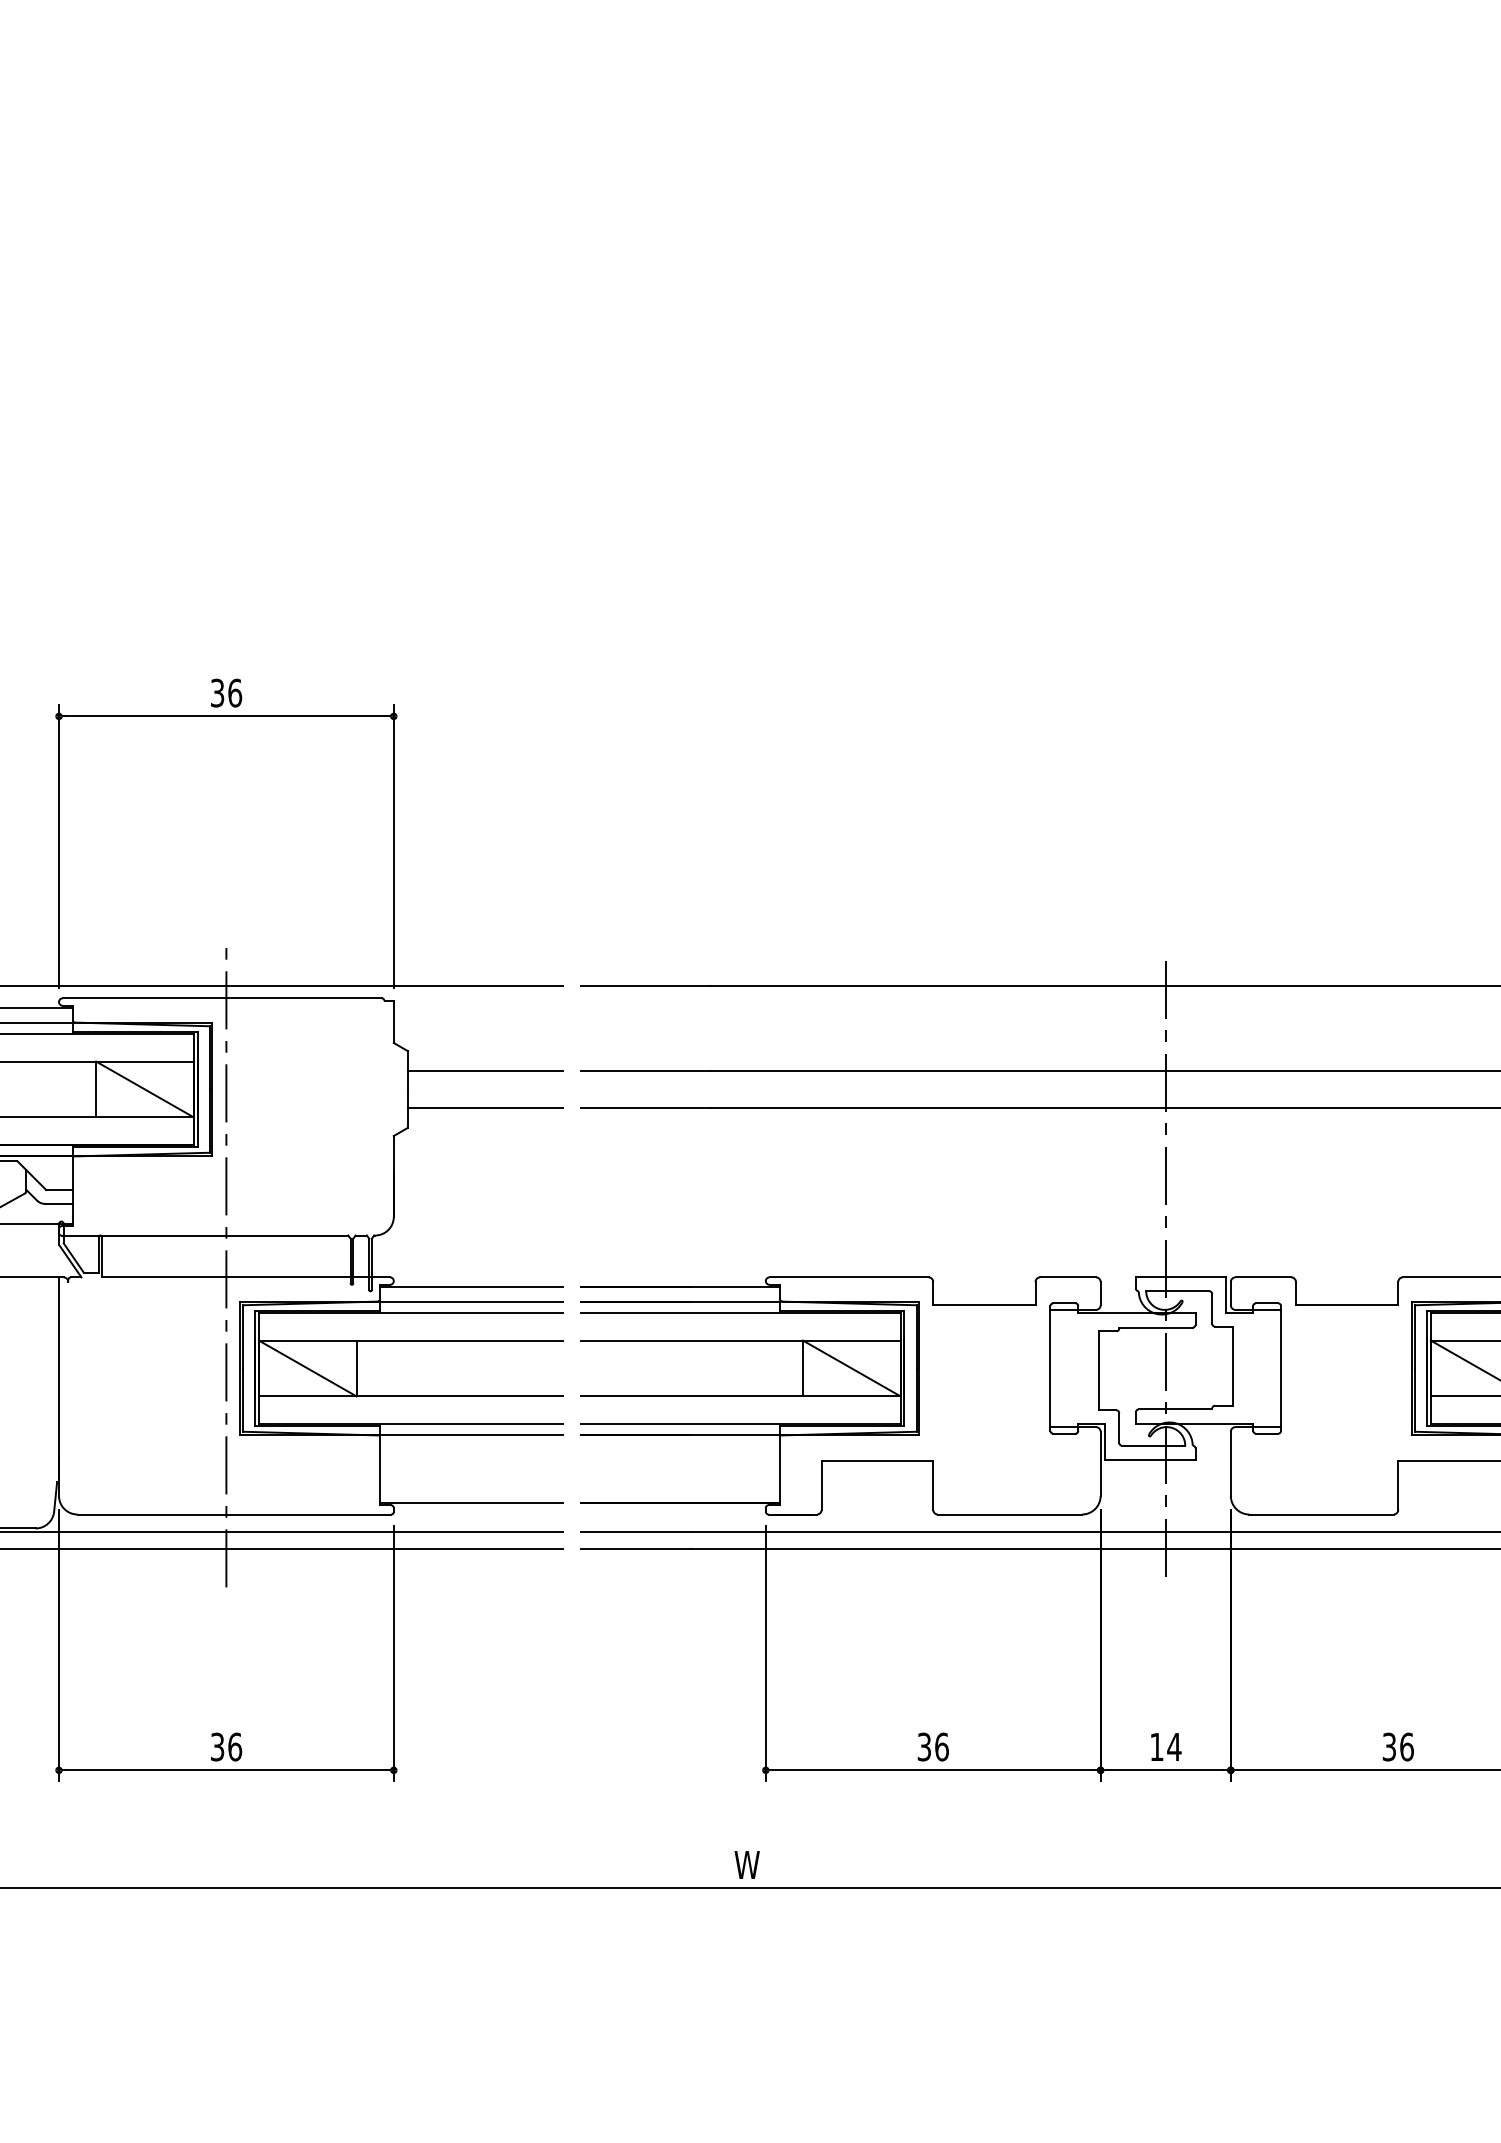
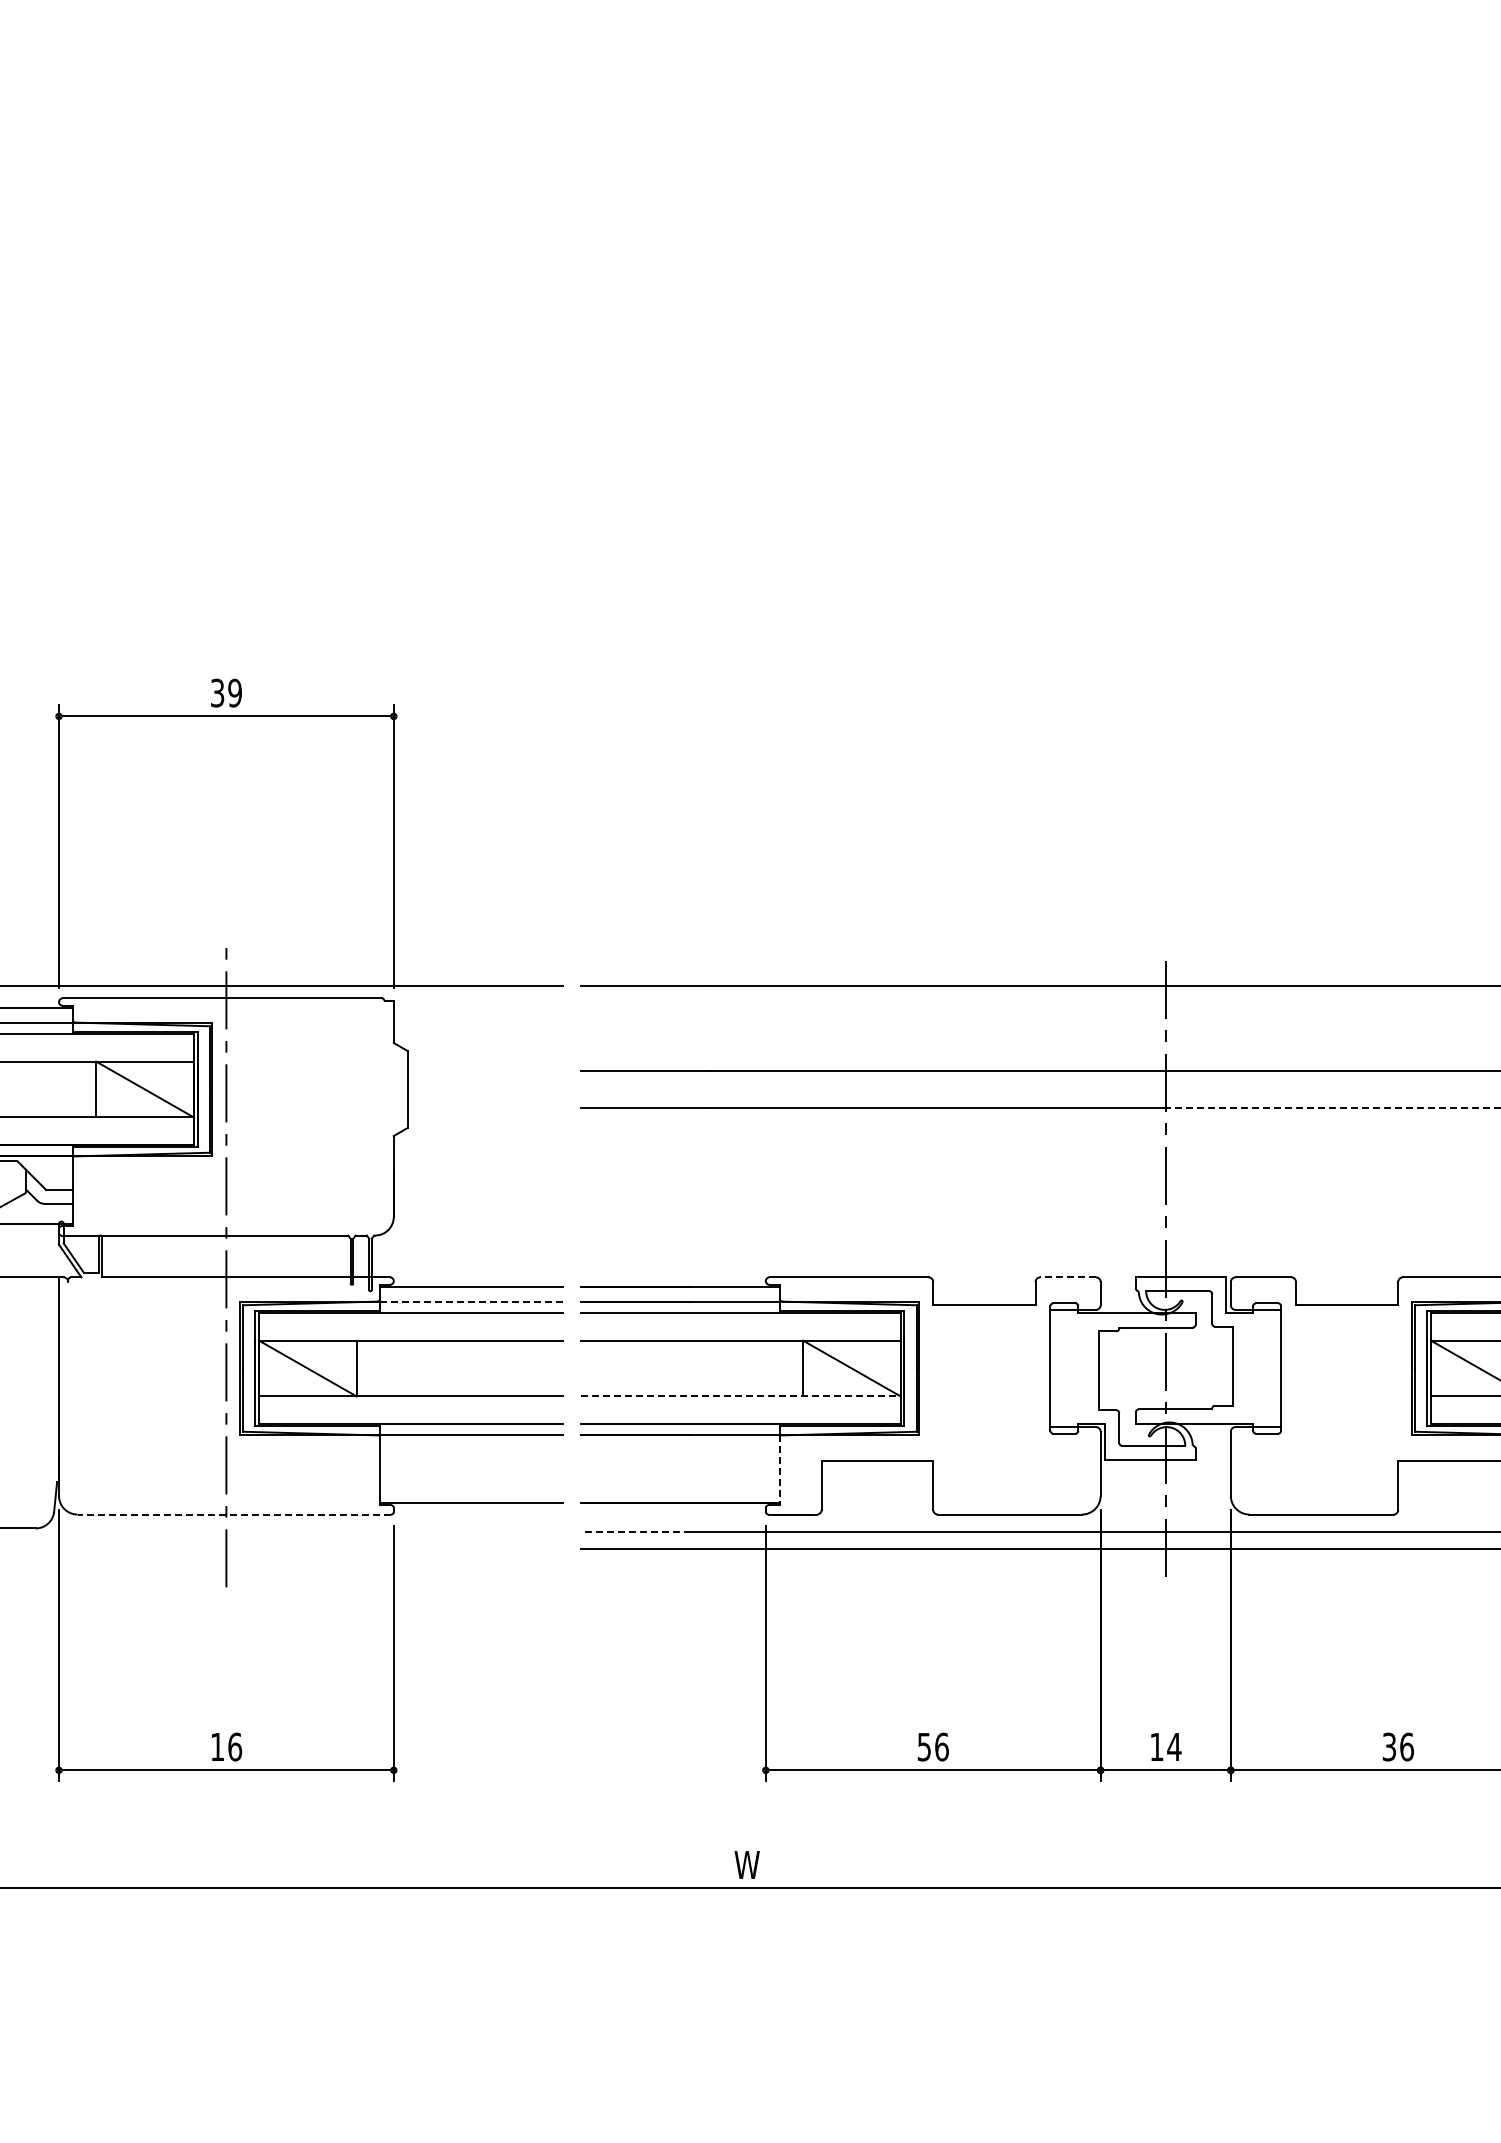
text: 36 -> 39 (235, 692)
line: present -> none (484, 1070)
line: present -> none (484, 1108)
line: solid -> dashed (1332, 1108)
line: solid -> dashed (1068, 1277)
line: solid -> dashed (469, 1301)
line: solid -> dashed (740, 1396)
line: solid -> dashed (779, 1470)
line: solid -> dashed (234, 1514)
line: present -> none (282, 1532)
line: solid -> dashed (635, 1532)
line: present -> none (282, 1548)
text: 36 -> 16 (217, 1746)
text: 36 -> 56 (924, 1746)
